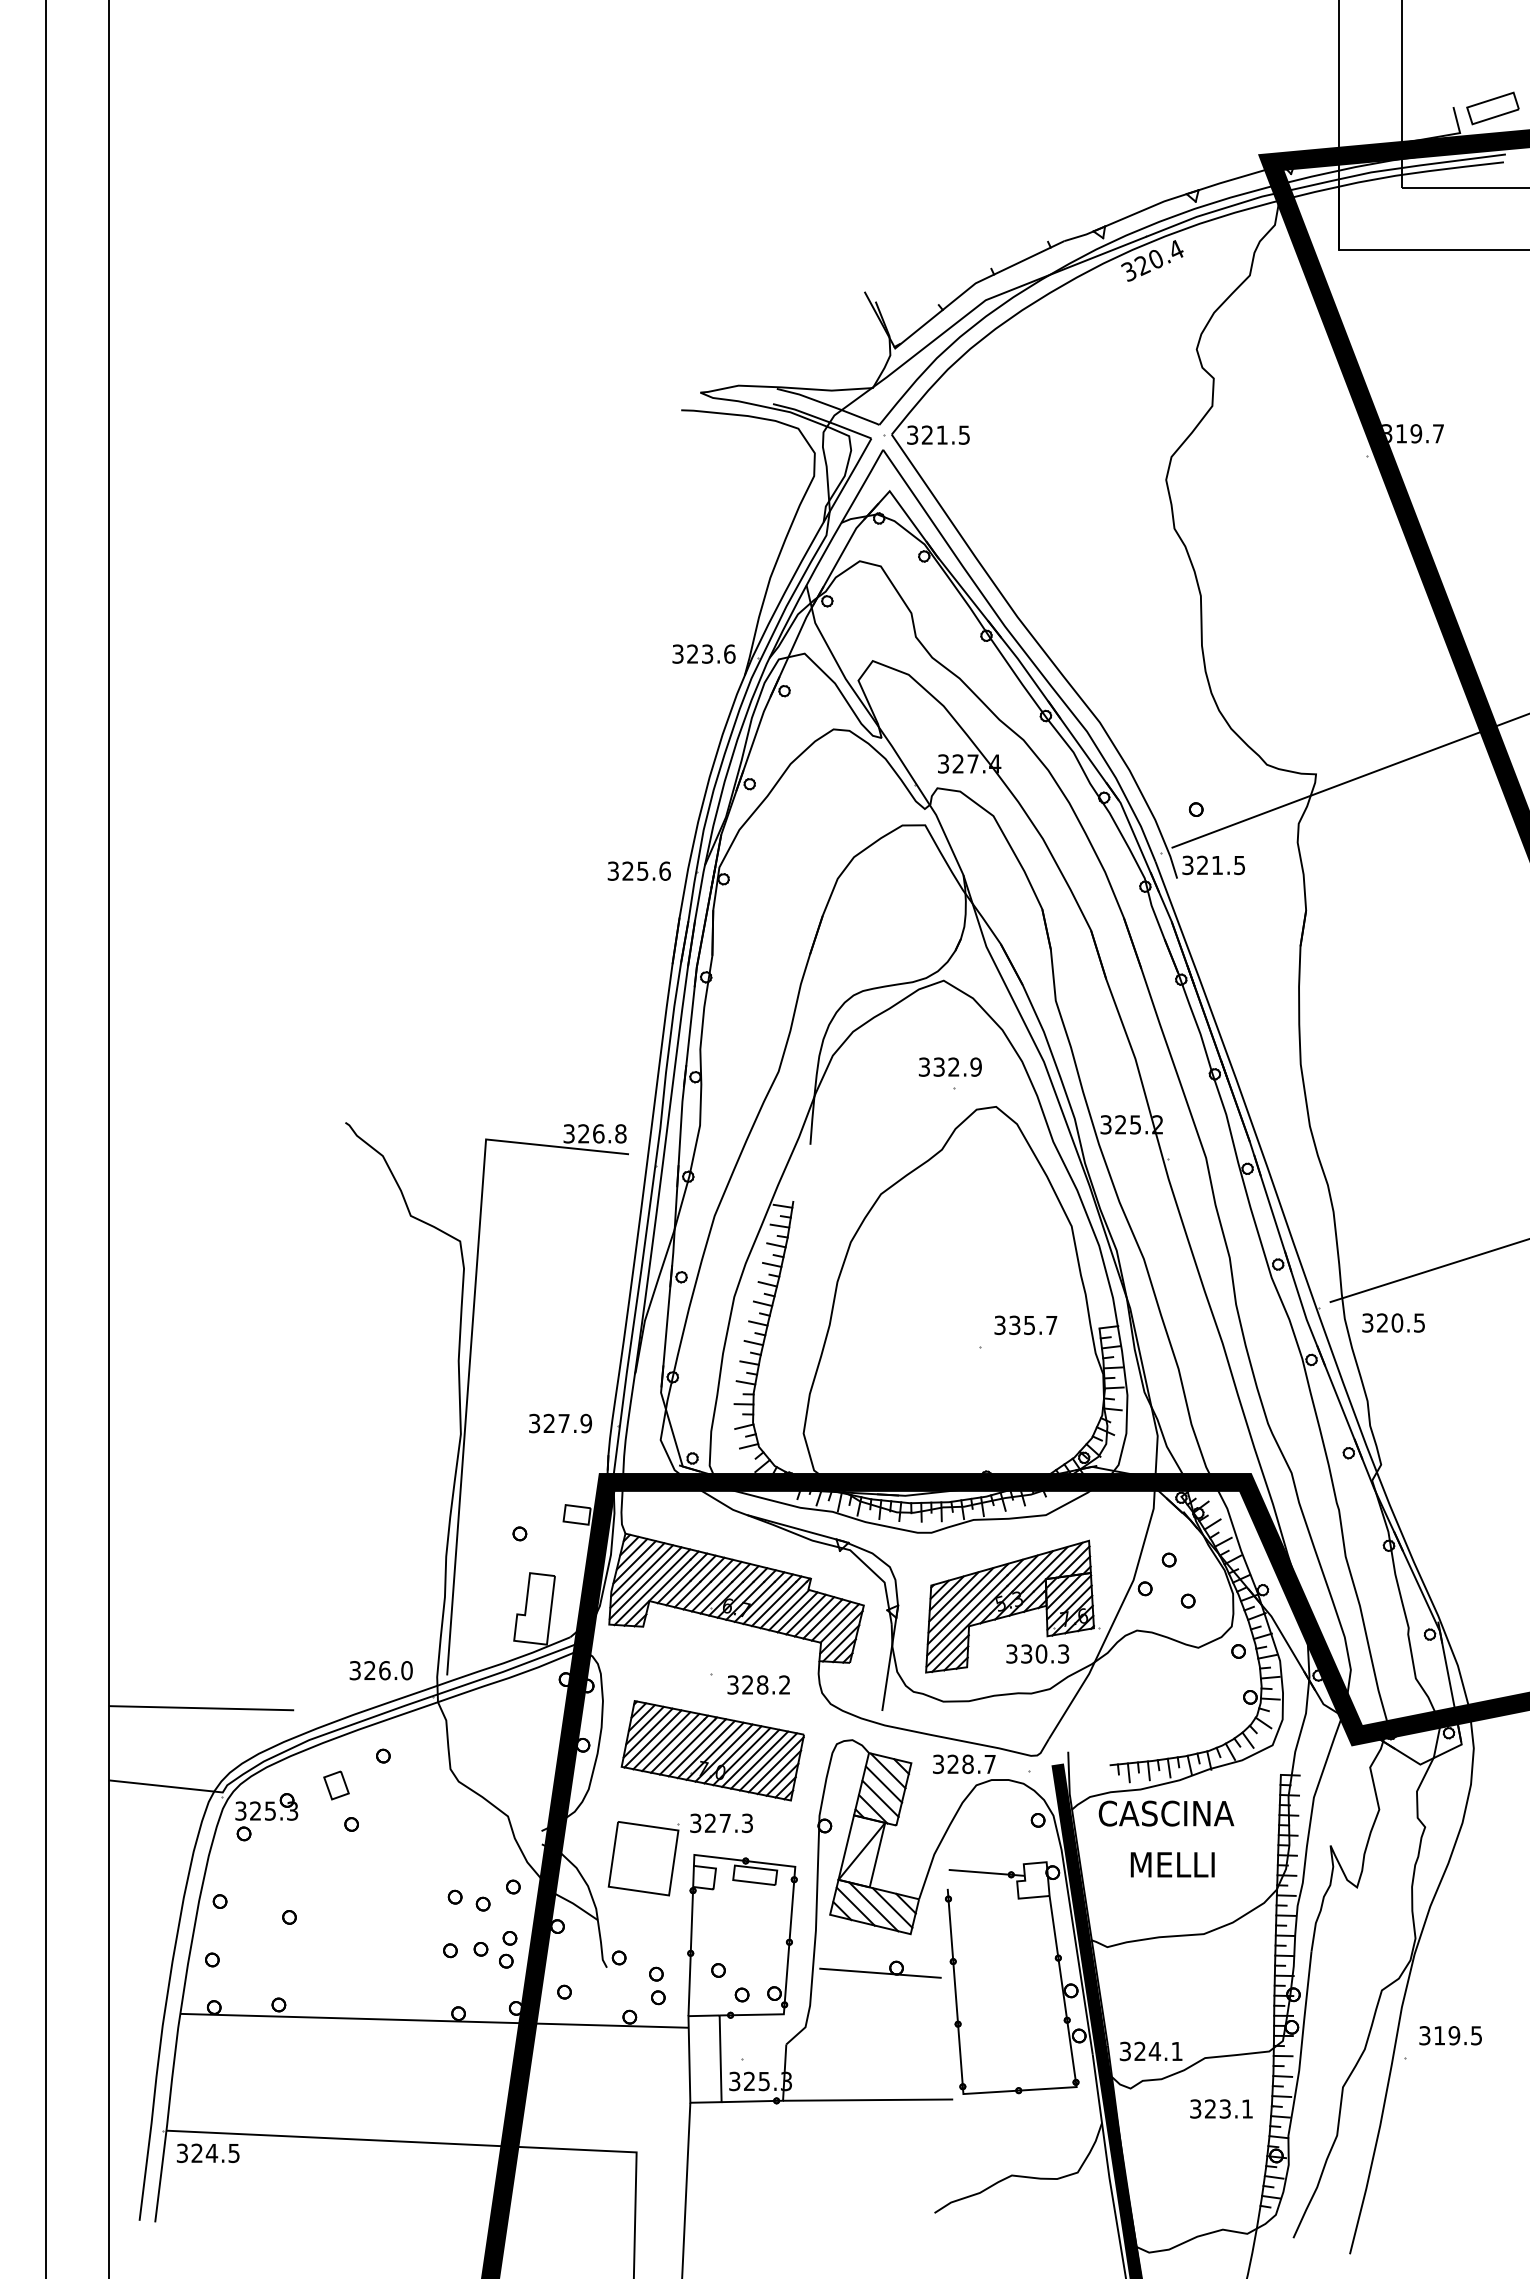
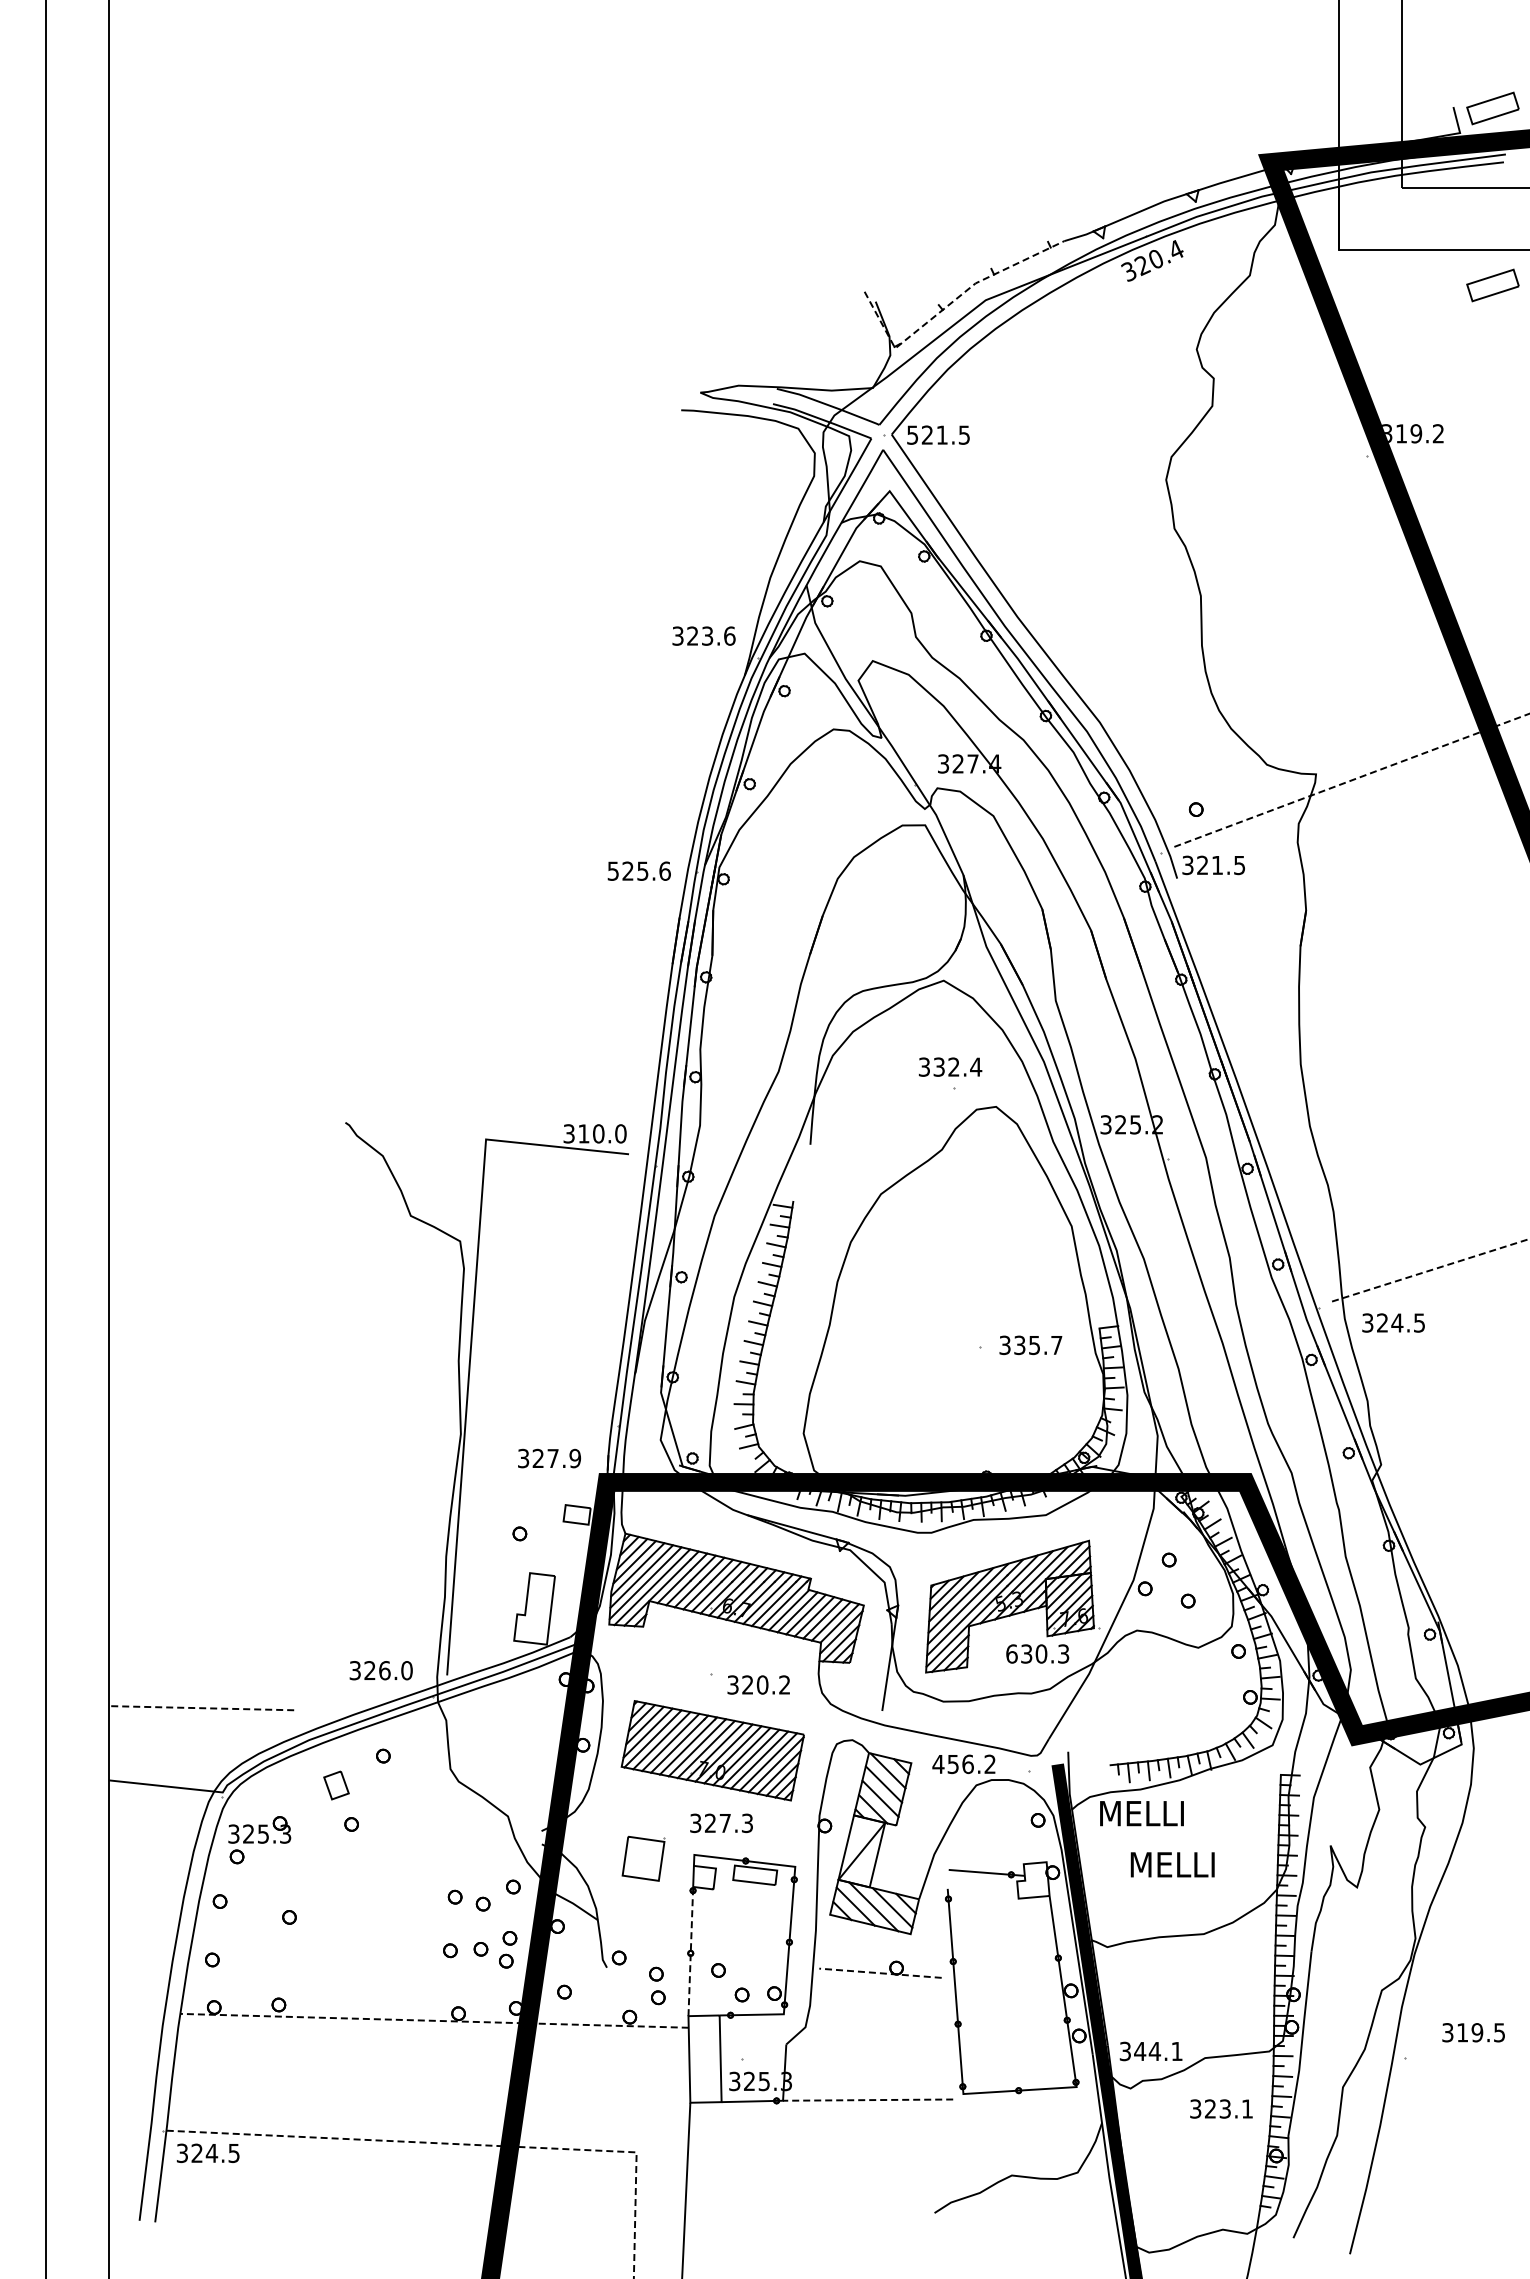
part: none -> present (1492, 285)
line: solid -> dashed (948, 305)
text: 319.7 -> 319.2 (1437, 433)
text: 321.5 -> 521.5 (912, 434)
text position: (703, 653) -> (703, 635) (703, 635)
line: solid -> dashed (1350, 780)
text: 325.6 -> 525.6 (613, 870)
text: 332.9 -> 332.4 (976, 1066)
text: 326.8 -> 310.0 (602, 1133)
line: solid -> dashed (1429, 1270)
text: 320.5 -> 324.5 (1397, 1322)
text position: (1025, 1325) -> (1030, 1345) (1030, 1345)
text position: (560, 1423) -> (549, 1458) (549, 1458)
text: 330.3 -> 630.3 (1011, 1653)
text: 328.2 -> 320.2 (762, 1684)
line: solid -> dashed (201, 1708)
text: 328.7 -> 456.2 (963, 1764)
text: CASCINA -> MELLI (1166, 1813)
part position: (266, 1817) -> (259, 1840) (259, 1840)
part size: 73x76 px -> 45x47 px (643, 1858)
line: solid -> dashed (690, 1951)
line: solid -> dashed (879, 1973)
line: solid -> dashed (434, 2020)
text position: (1450, 2035) -> (1473, 2032) (1473, 2032)
text: 324.1 -> 344.1 (1140, 2050)
line: solid -> dashed (867, 2100)
line: solid -> dashed (464, 2144)
